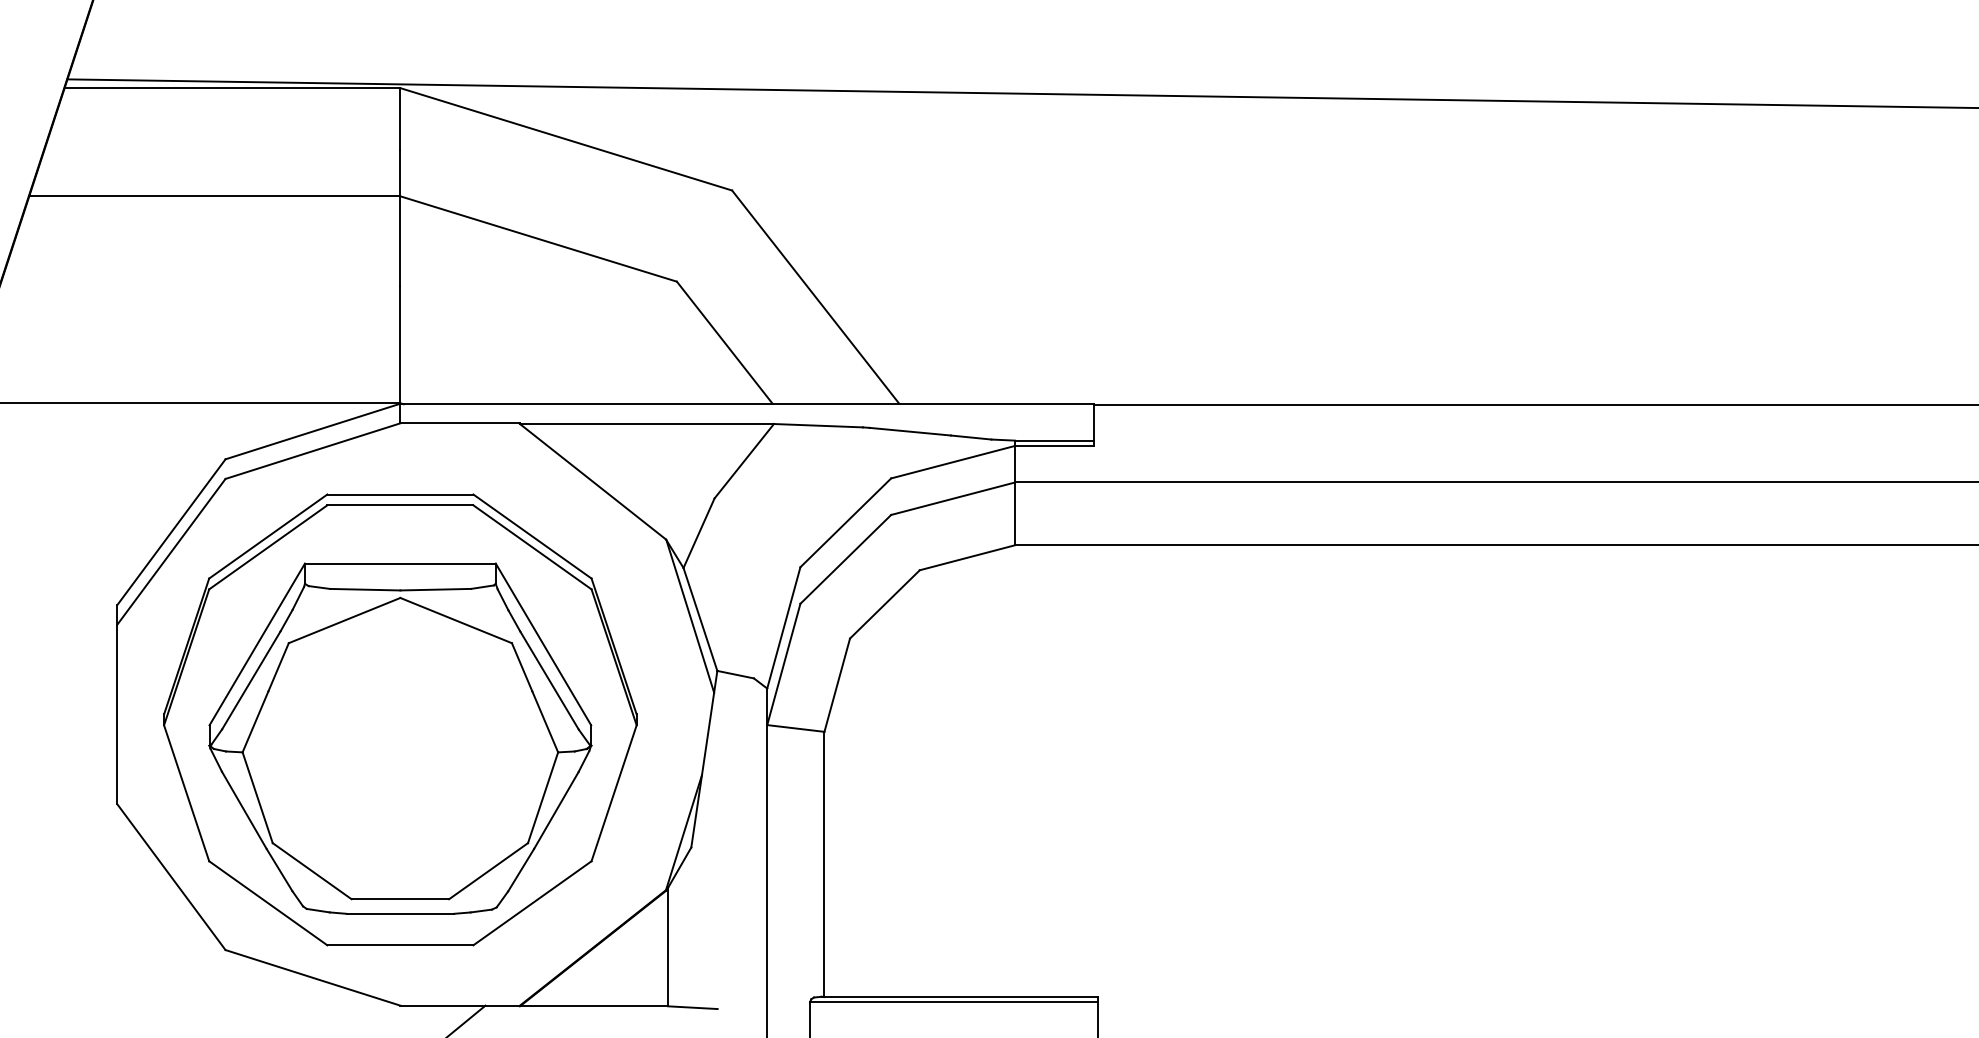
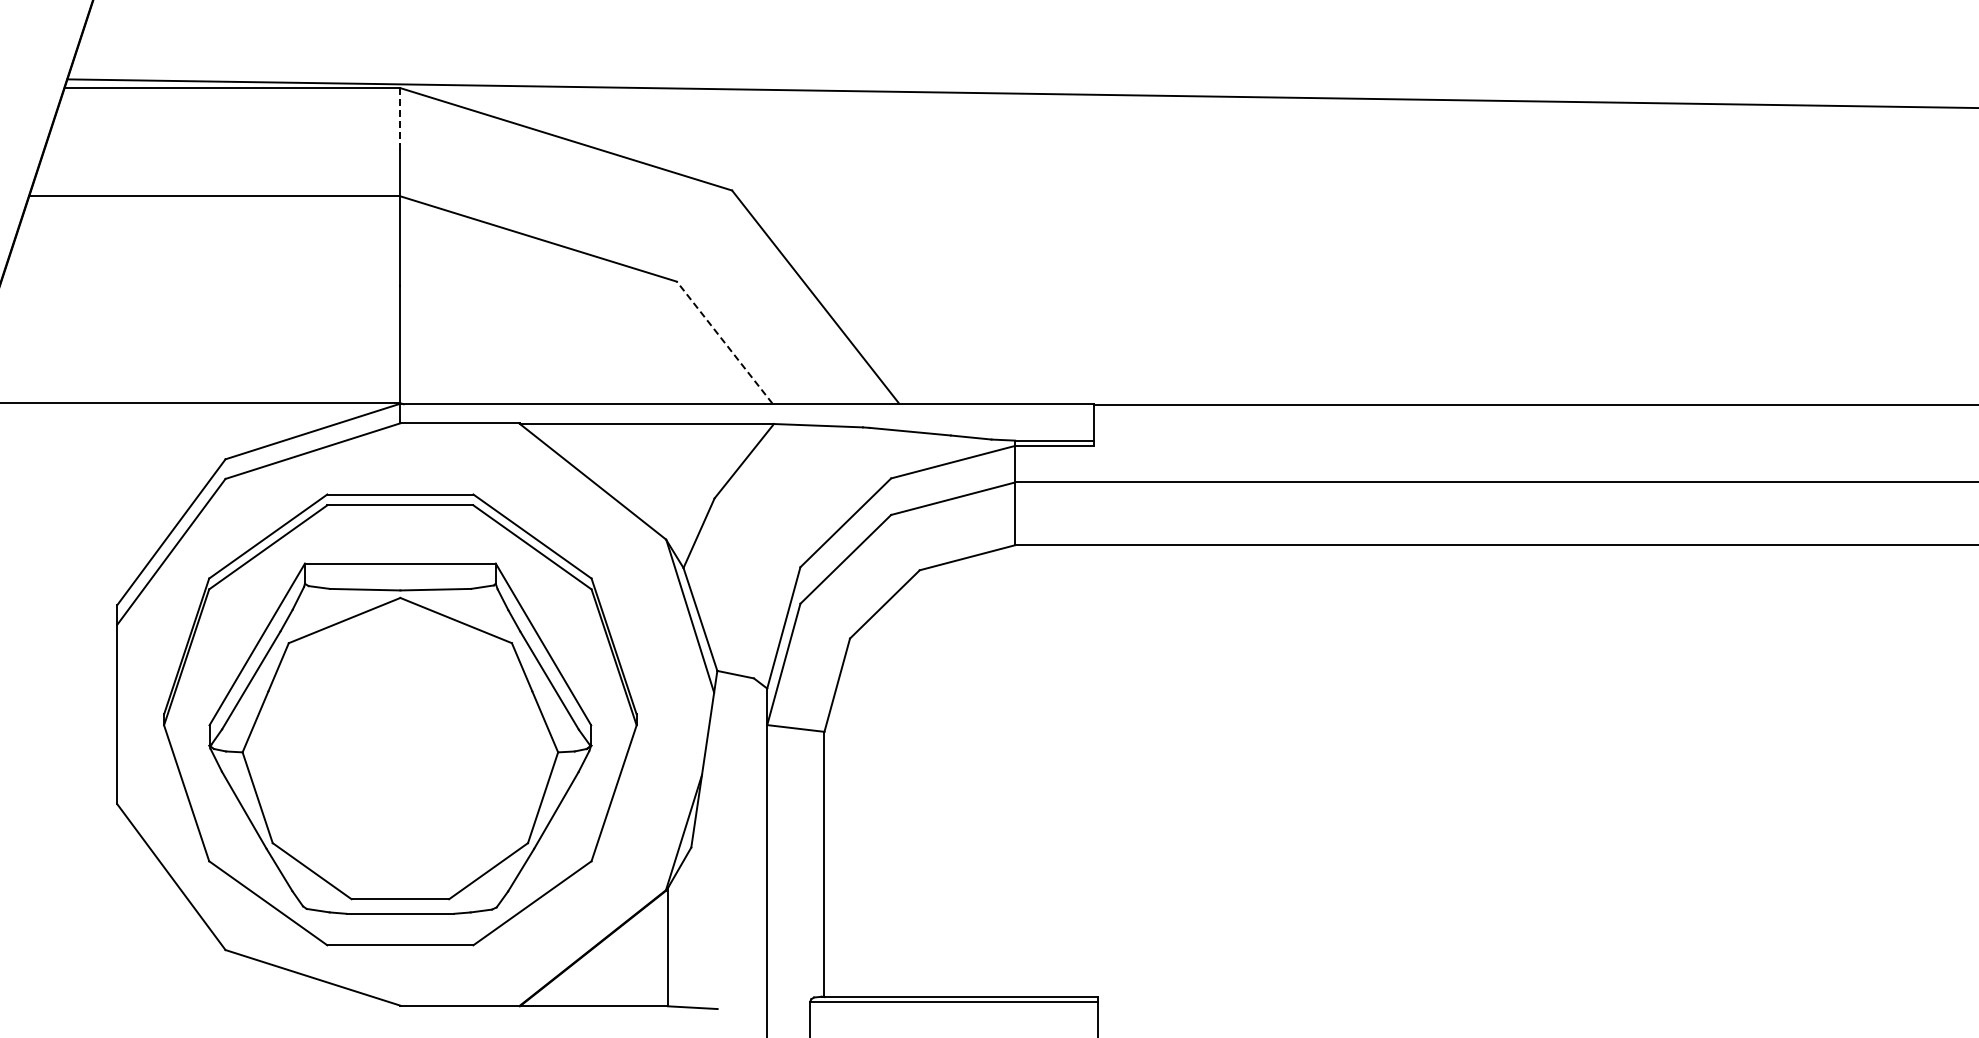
line: solid -> dashed (400, 118)
line: solid -> dashed (724, 342)
line: present -> none (467, 1019)
